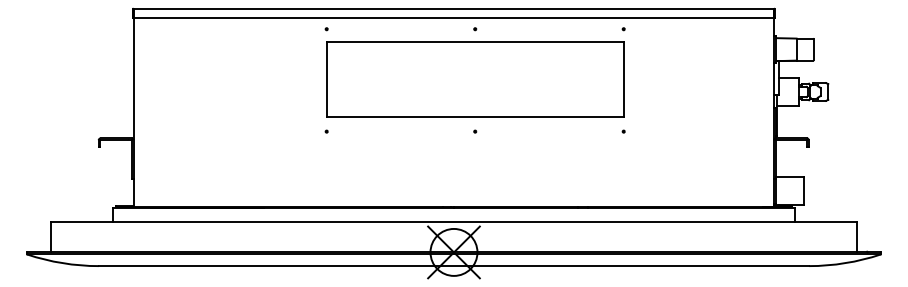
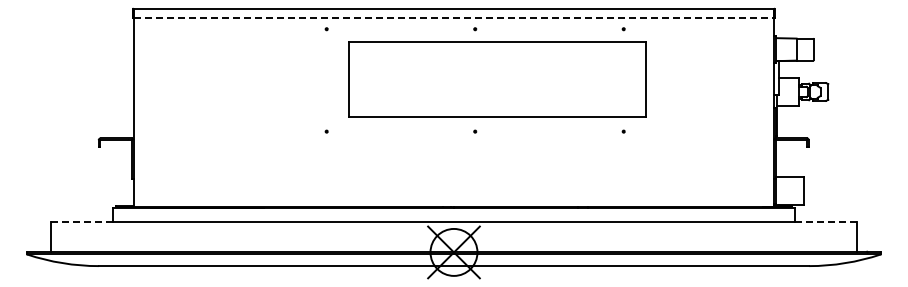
line: solid -> dashed (454, 18)
part position: (475, 79) -> (497, 79) (497, 79)
line: solid -> dashed (81, 221)
line: solid -> dashed (826, 221)
